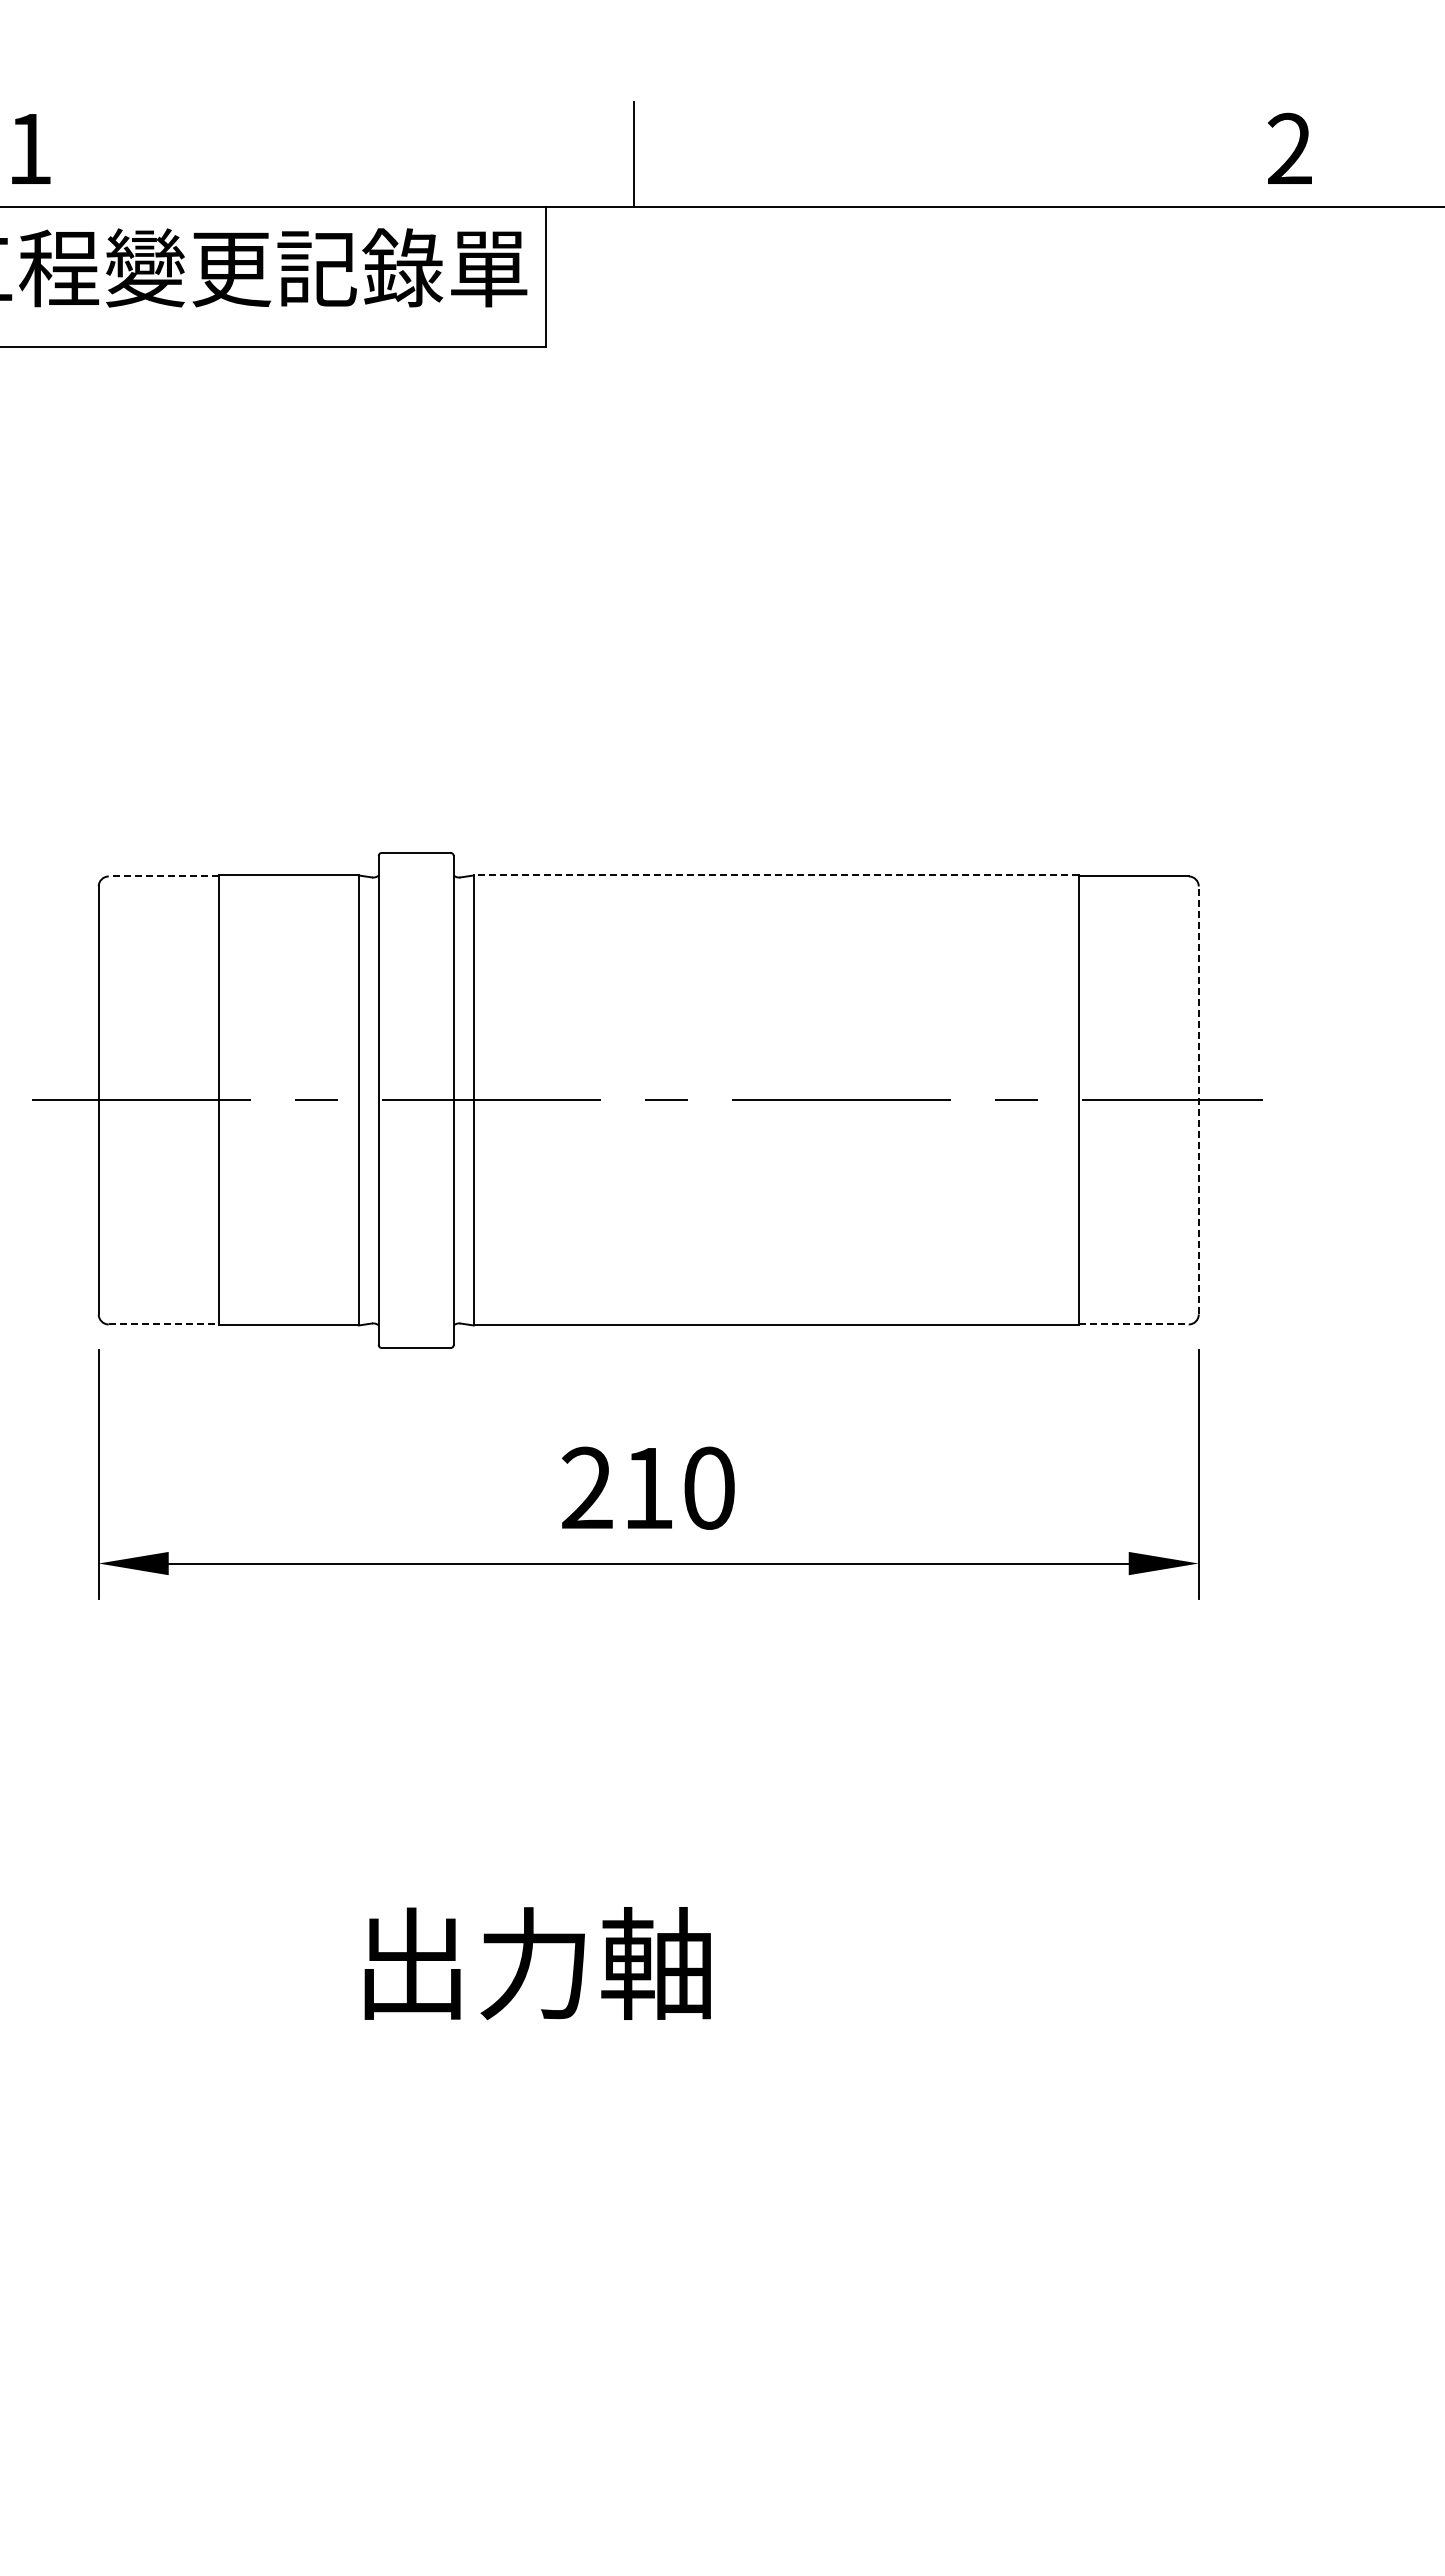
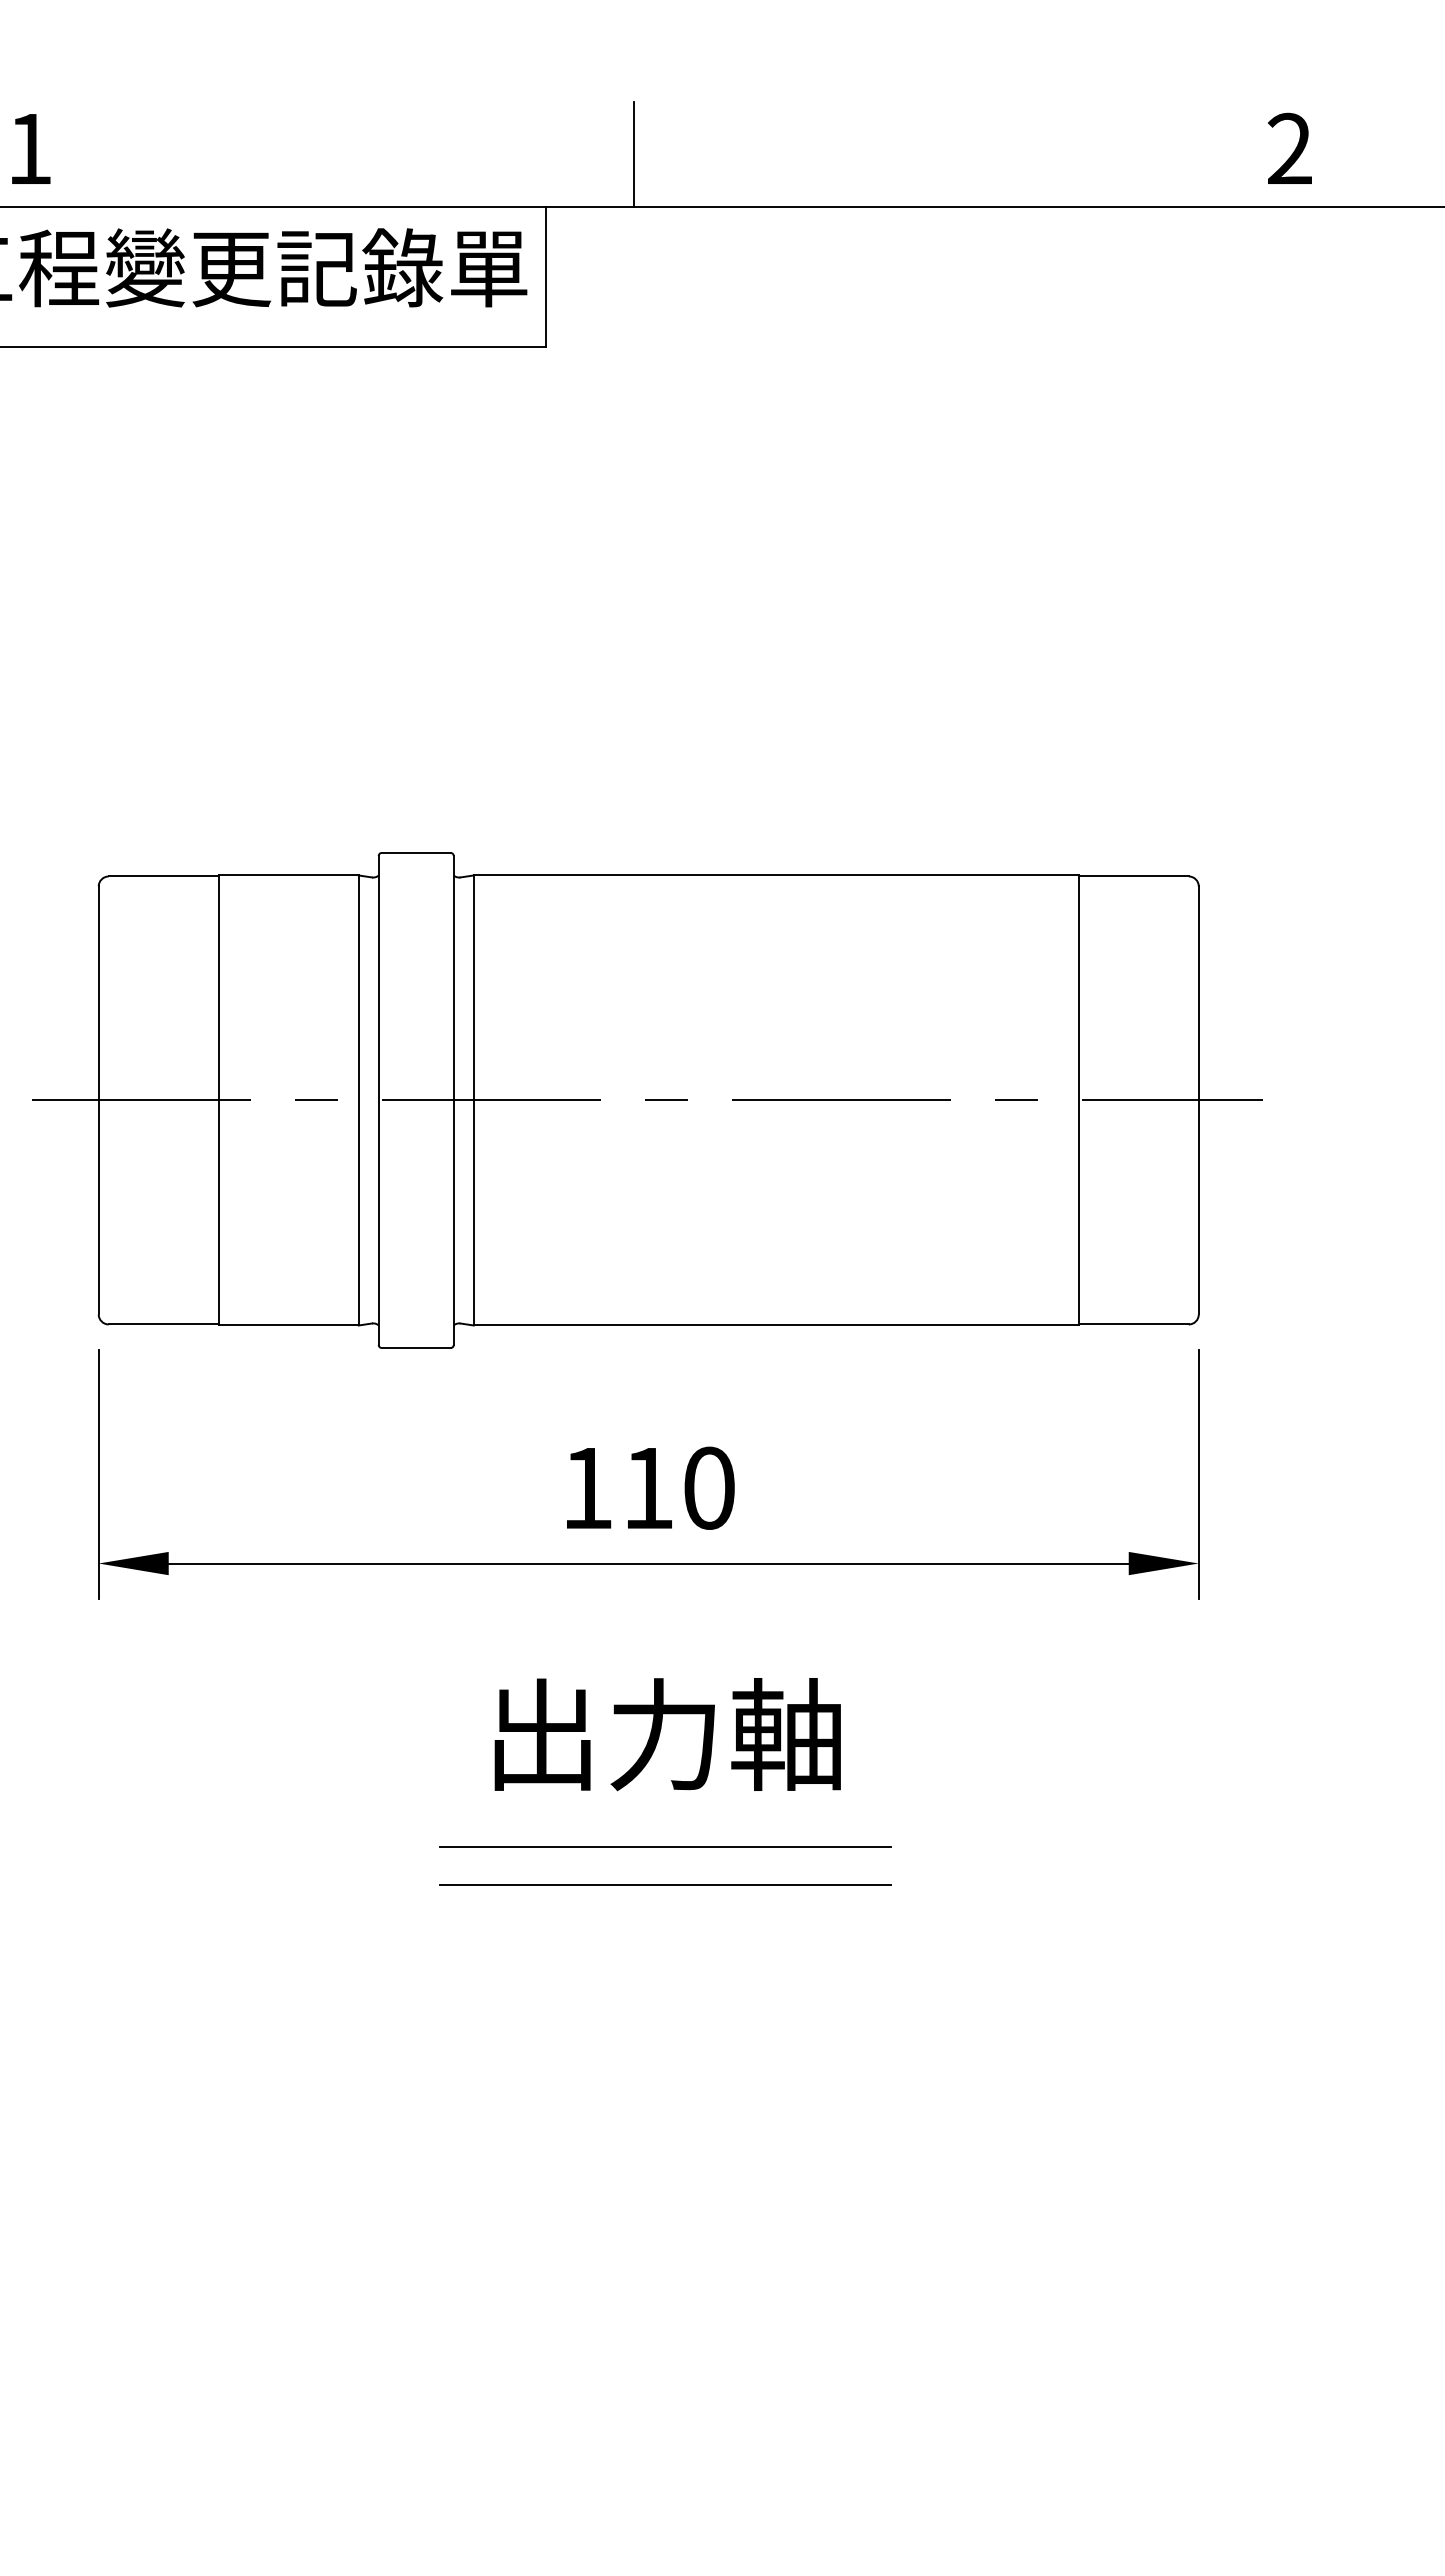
line: dashed -> solid (776, 875)
line: dashed -> solid (163, 876)
line: dashed -> solid (1198, 1099)
line: dashed -> solid (164, 1324)
line: dashed -> solid (1134, 1324)
text: 210 -> 110 (587, 1487)
line: none -> present (664, 1847)
line: none -> present (665, 1884)
text position: (537, 1963) -> (667, 1734) (667, 1734)
